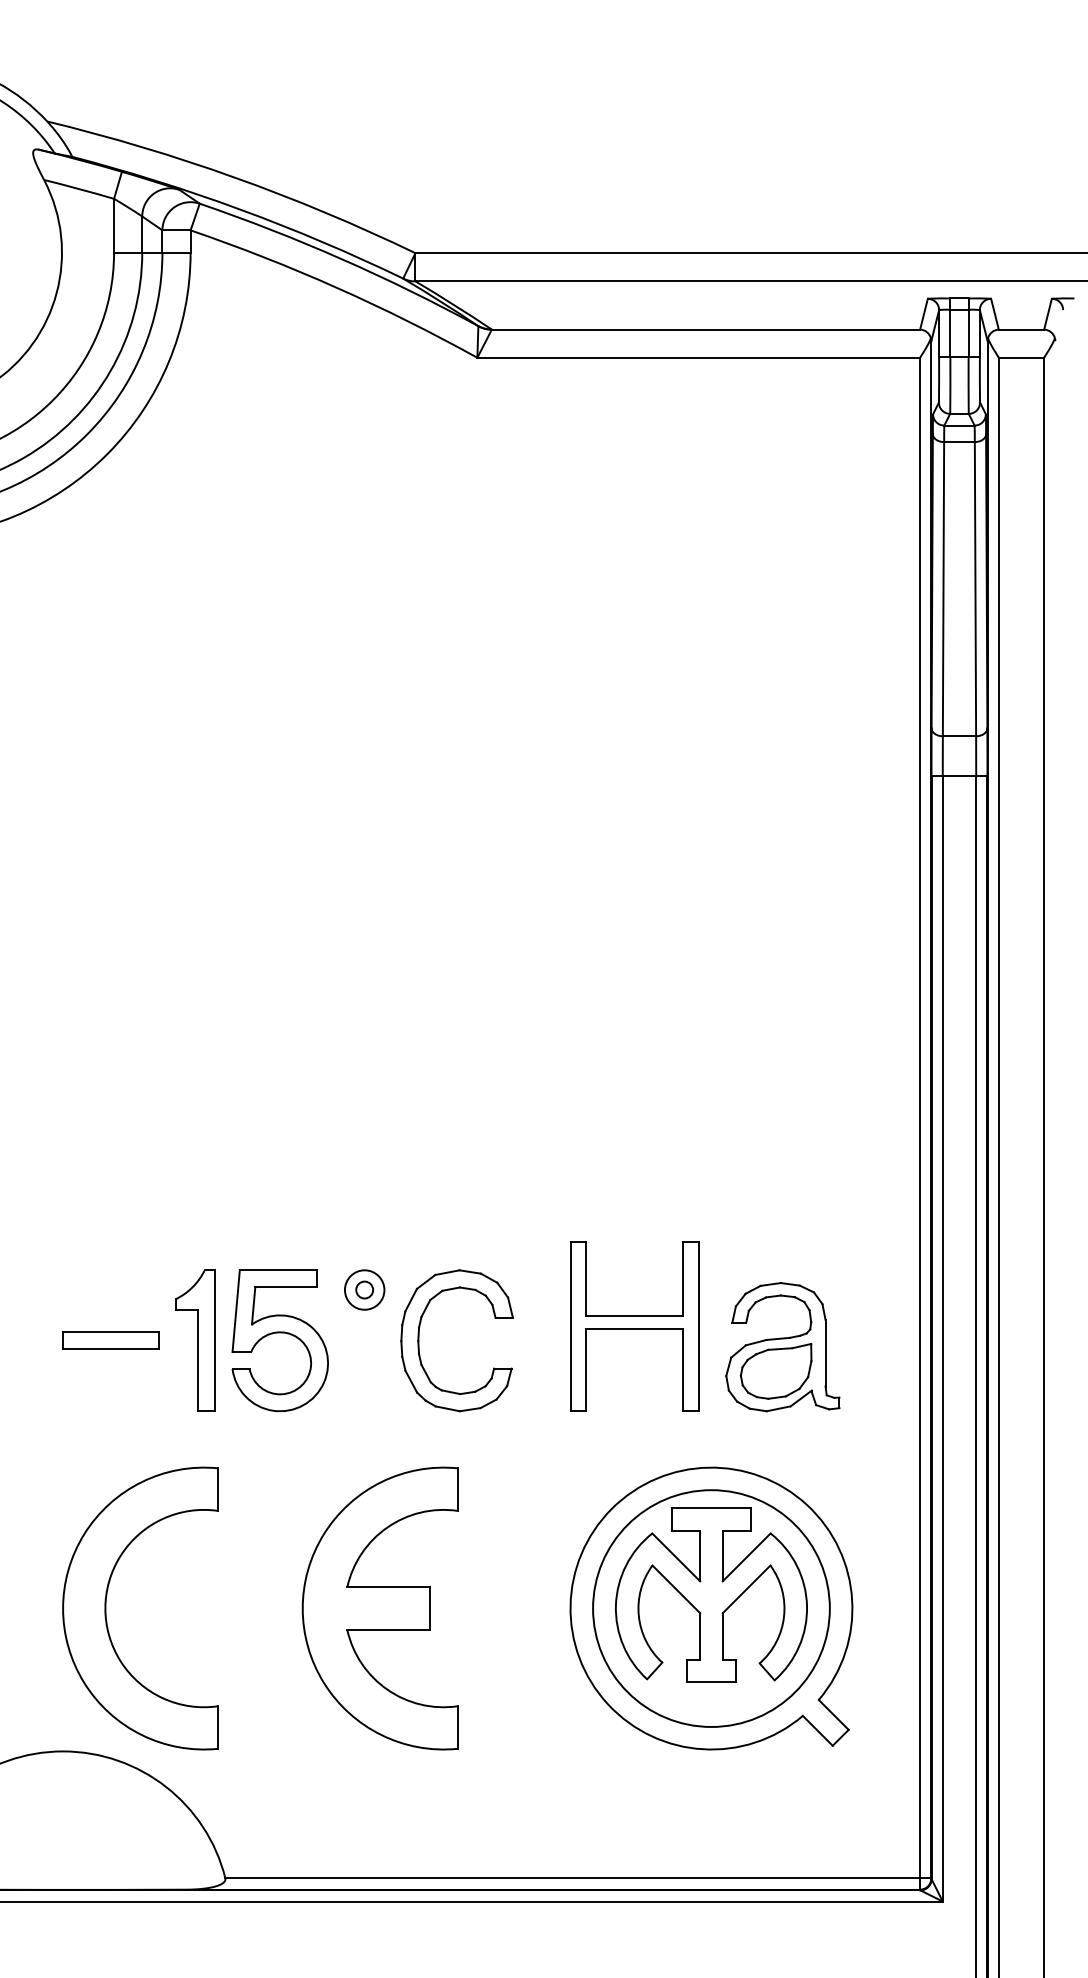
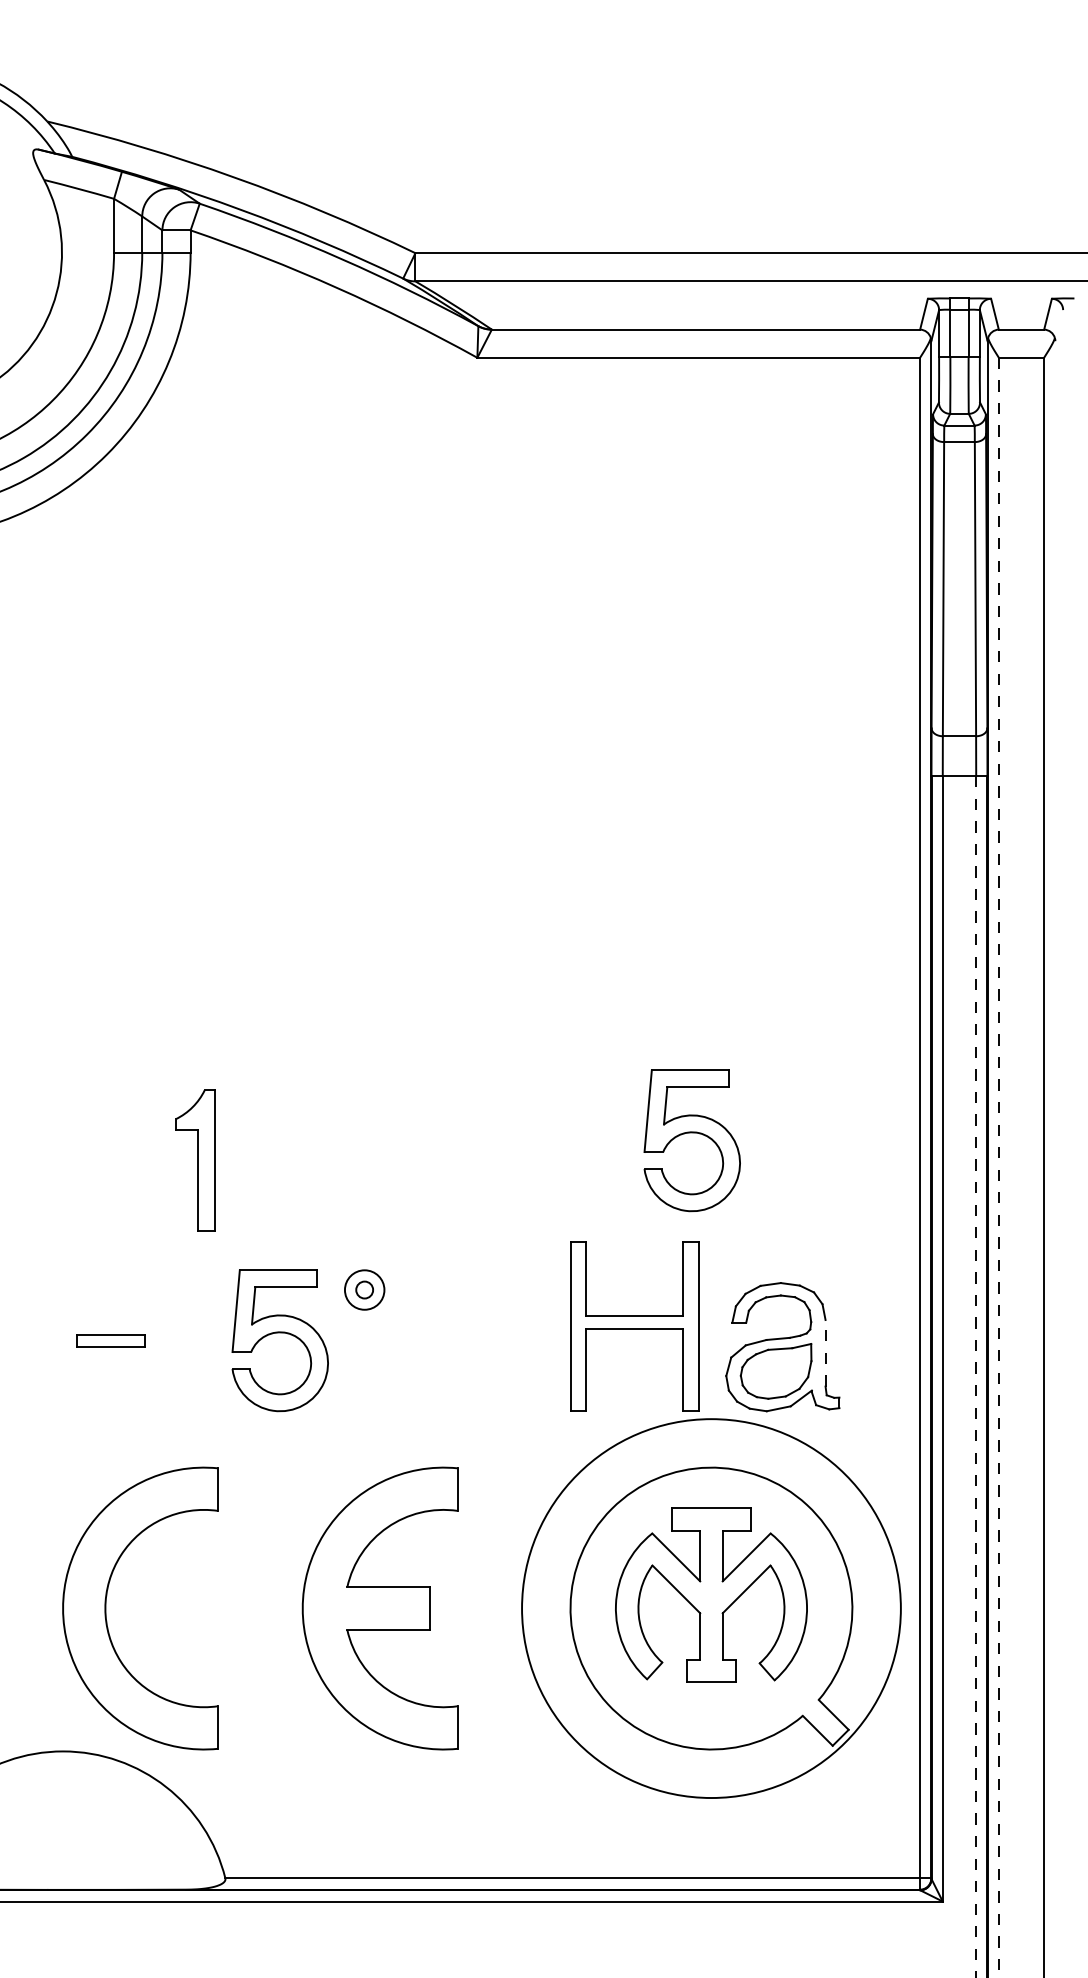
part: none -> present (691, 1133)
line: solid -> dashed (998, 1167)
part size: 98x19 px -> 70x14 px (110, 1340)
part position: (195, 1340) -> (195, 1160) (195, 1160)
part: present -> none (419, 1340)
line: solid -> dashed (825, 1352)
line: solid -> dashed (976, 1376)
circle diameter: 237 px -> 379 px (711, 1608)
